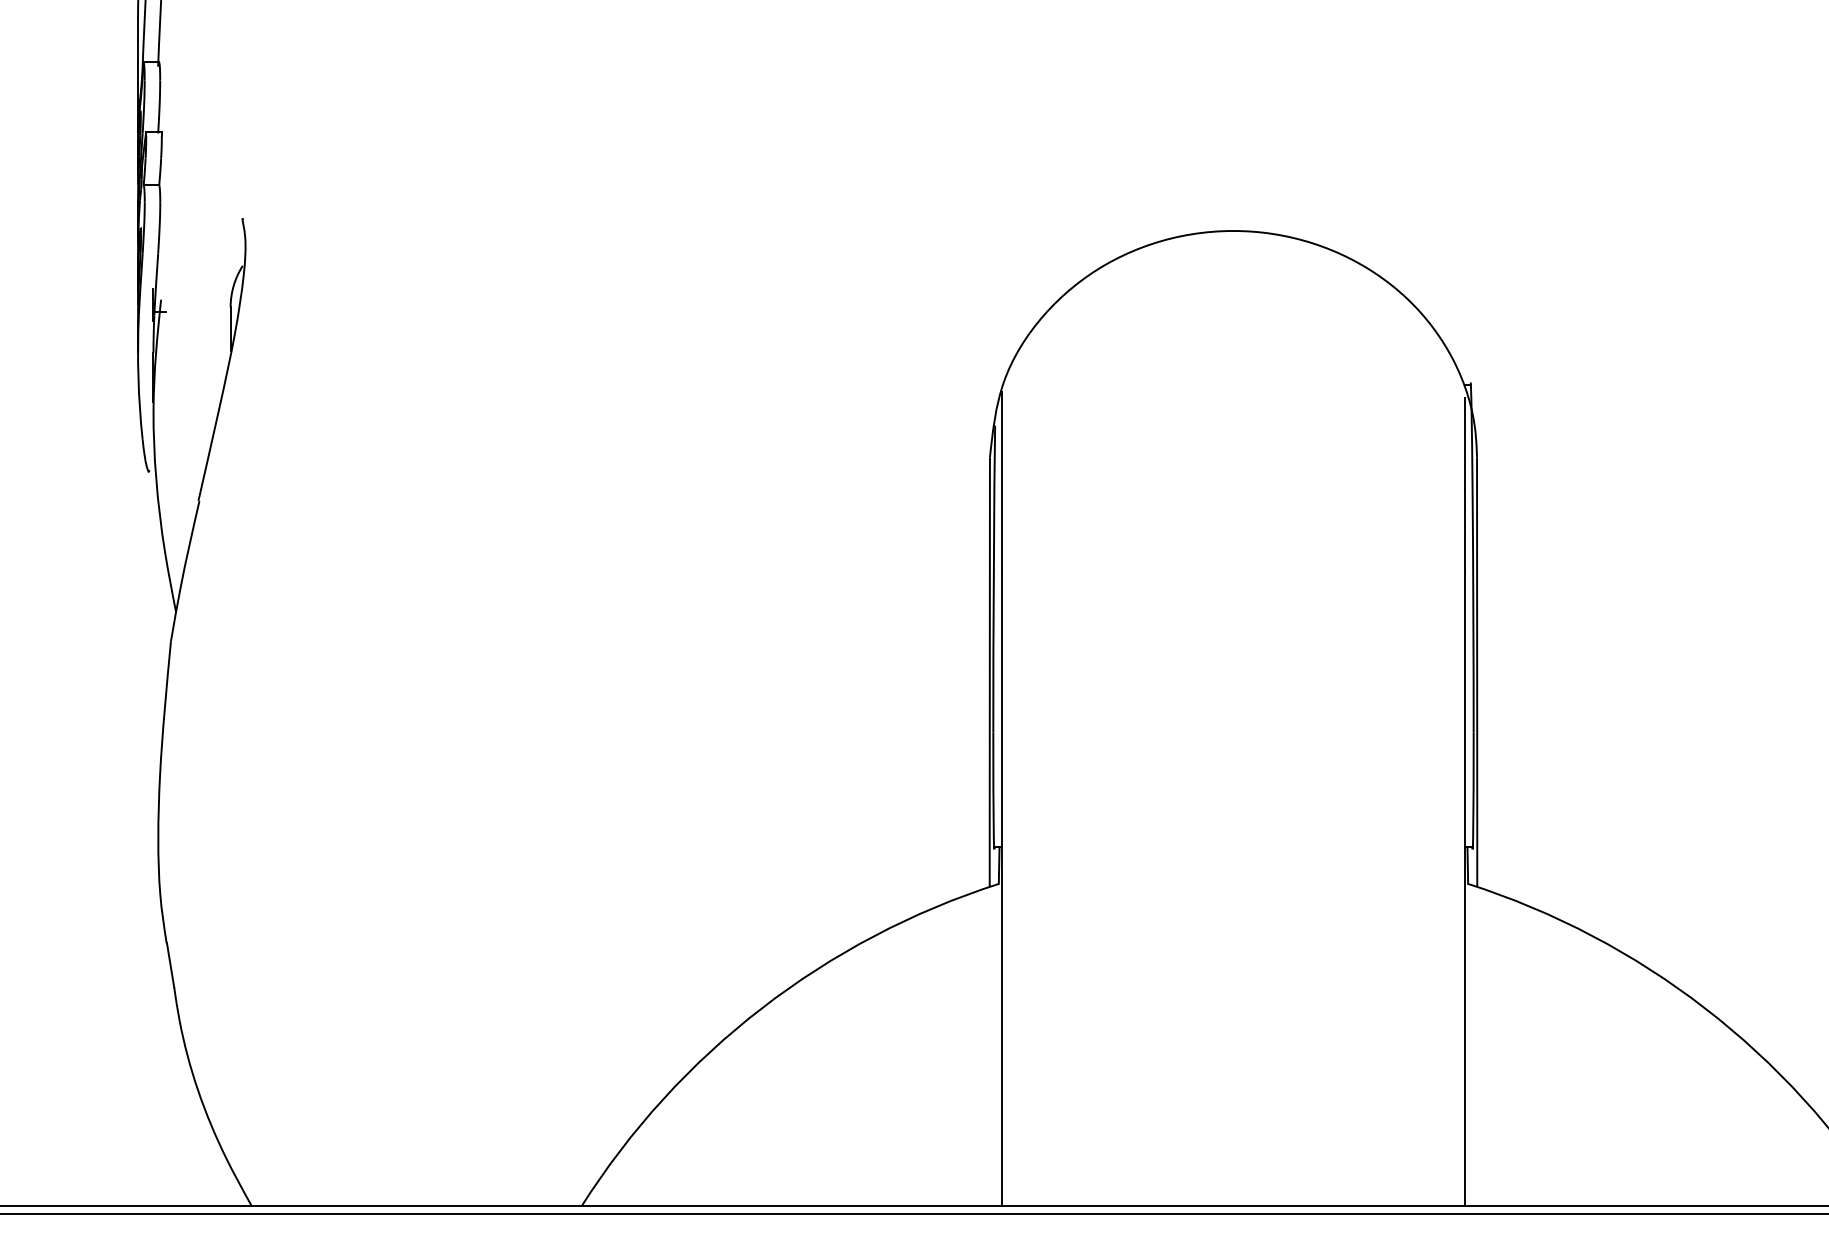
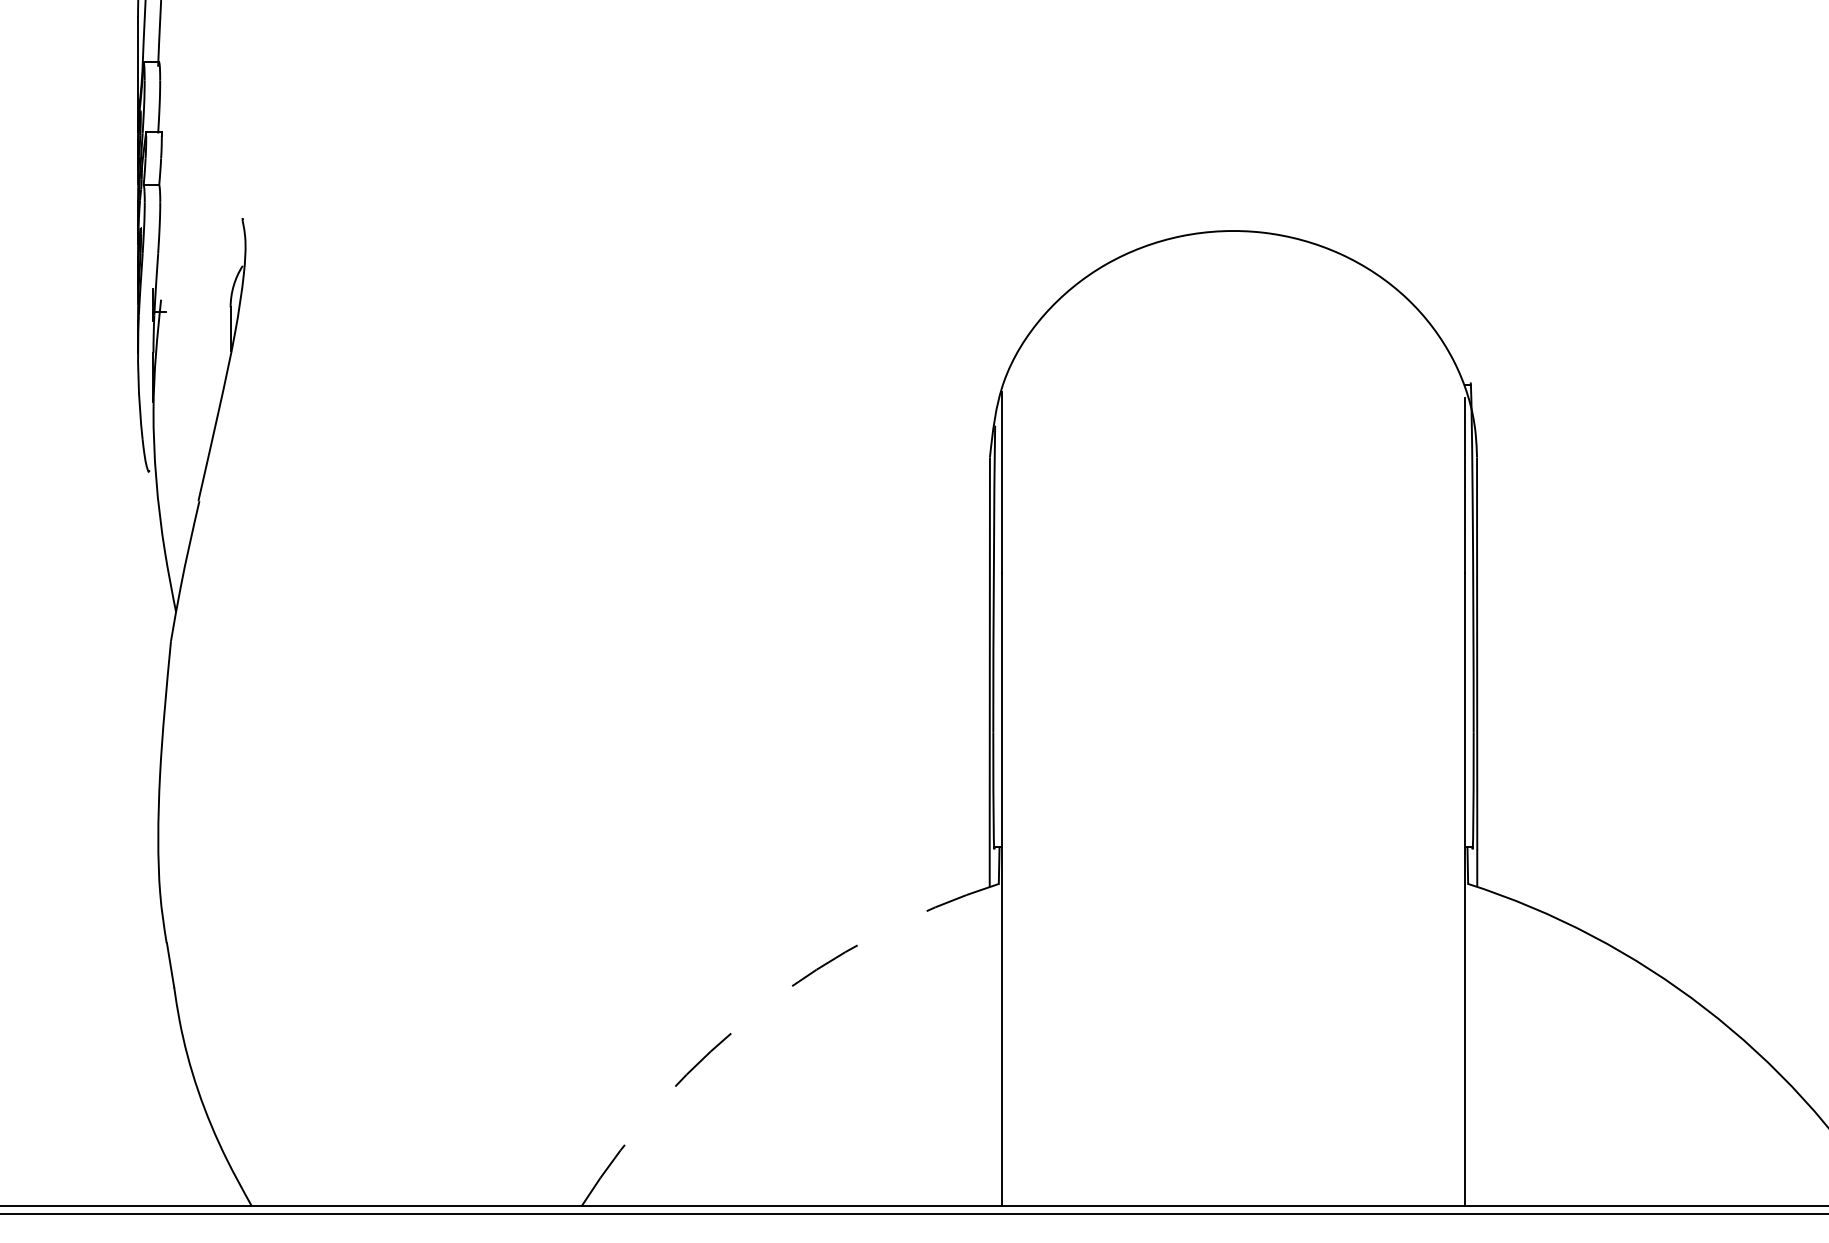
arc: solid -> dashed (761, 1008)
